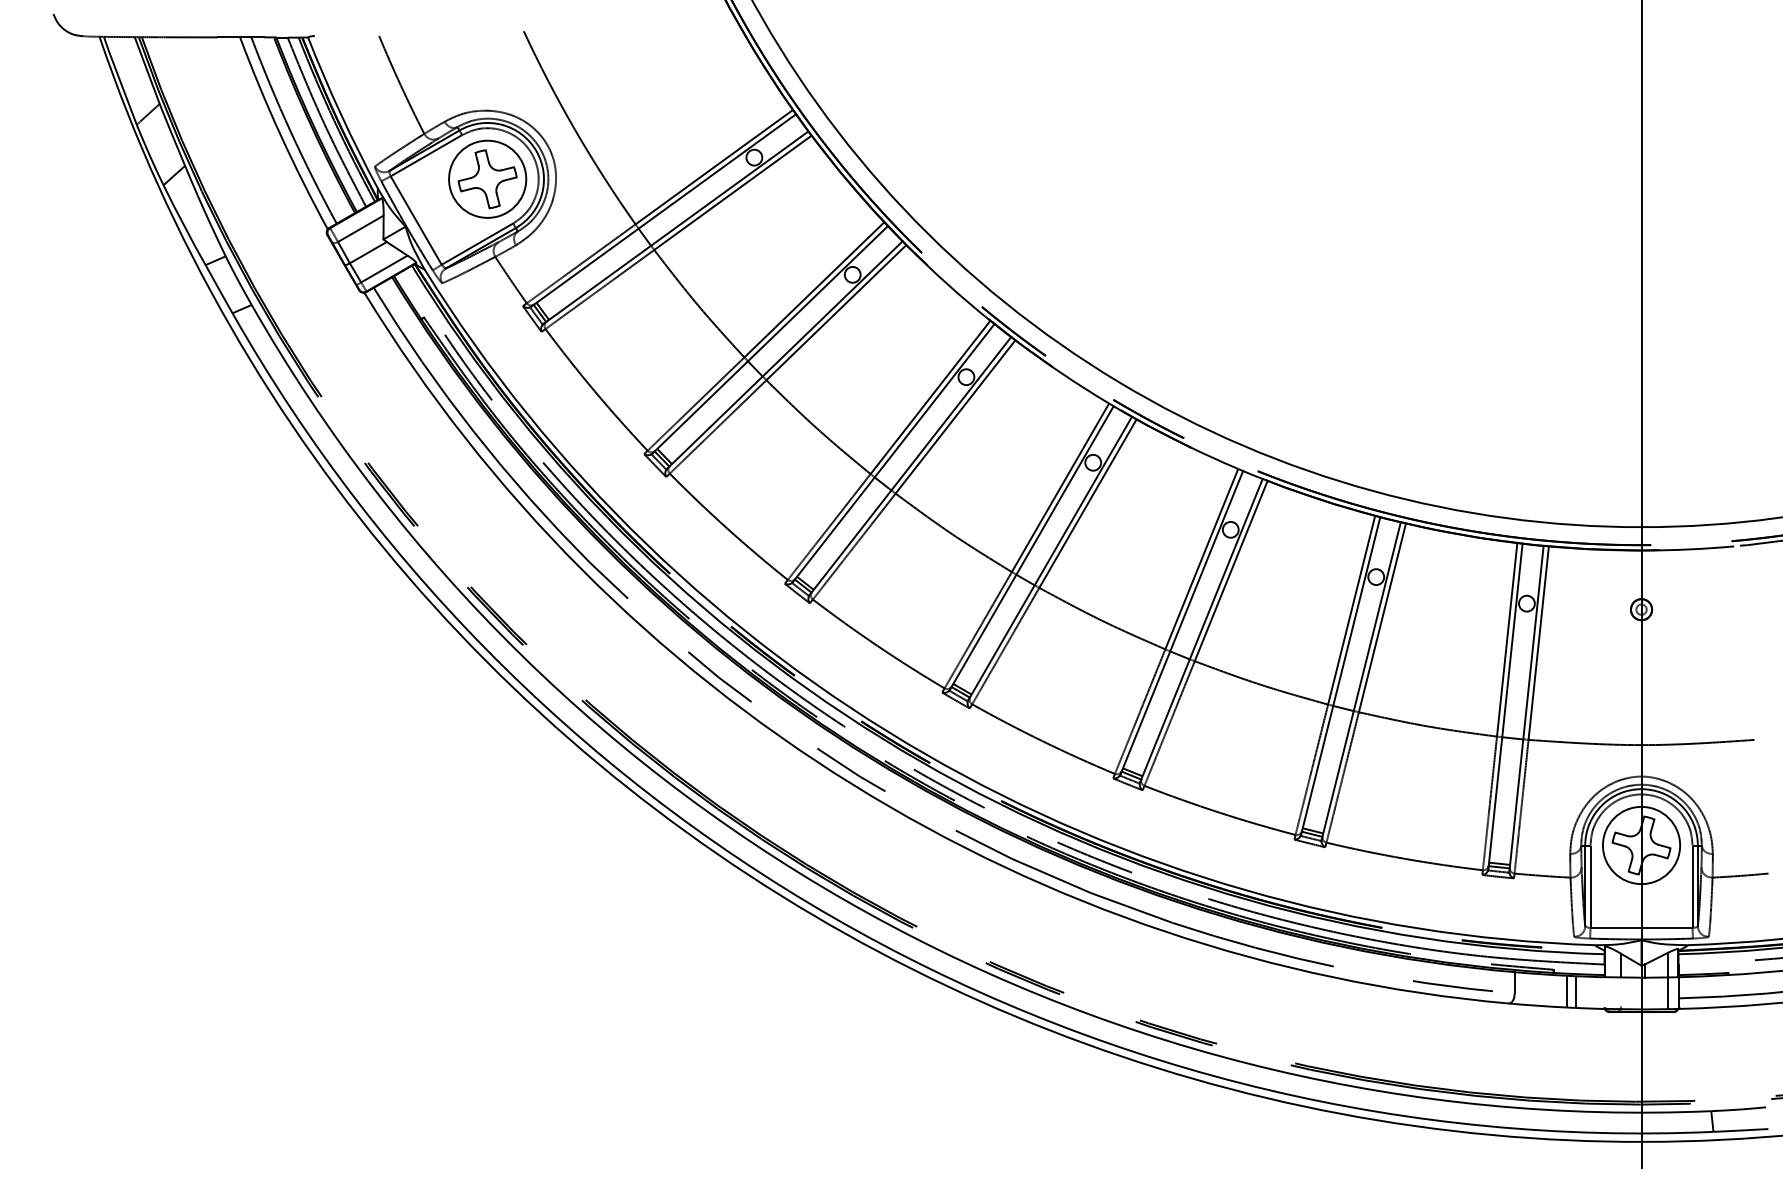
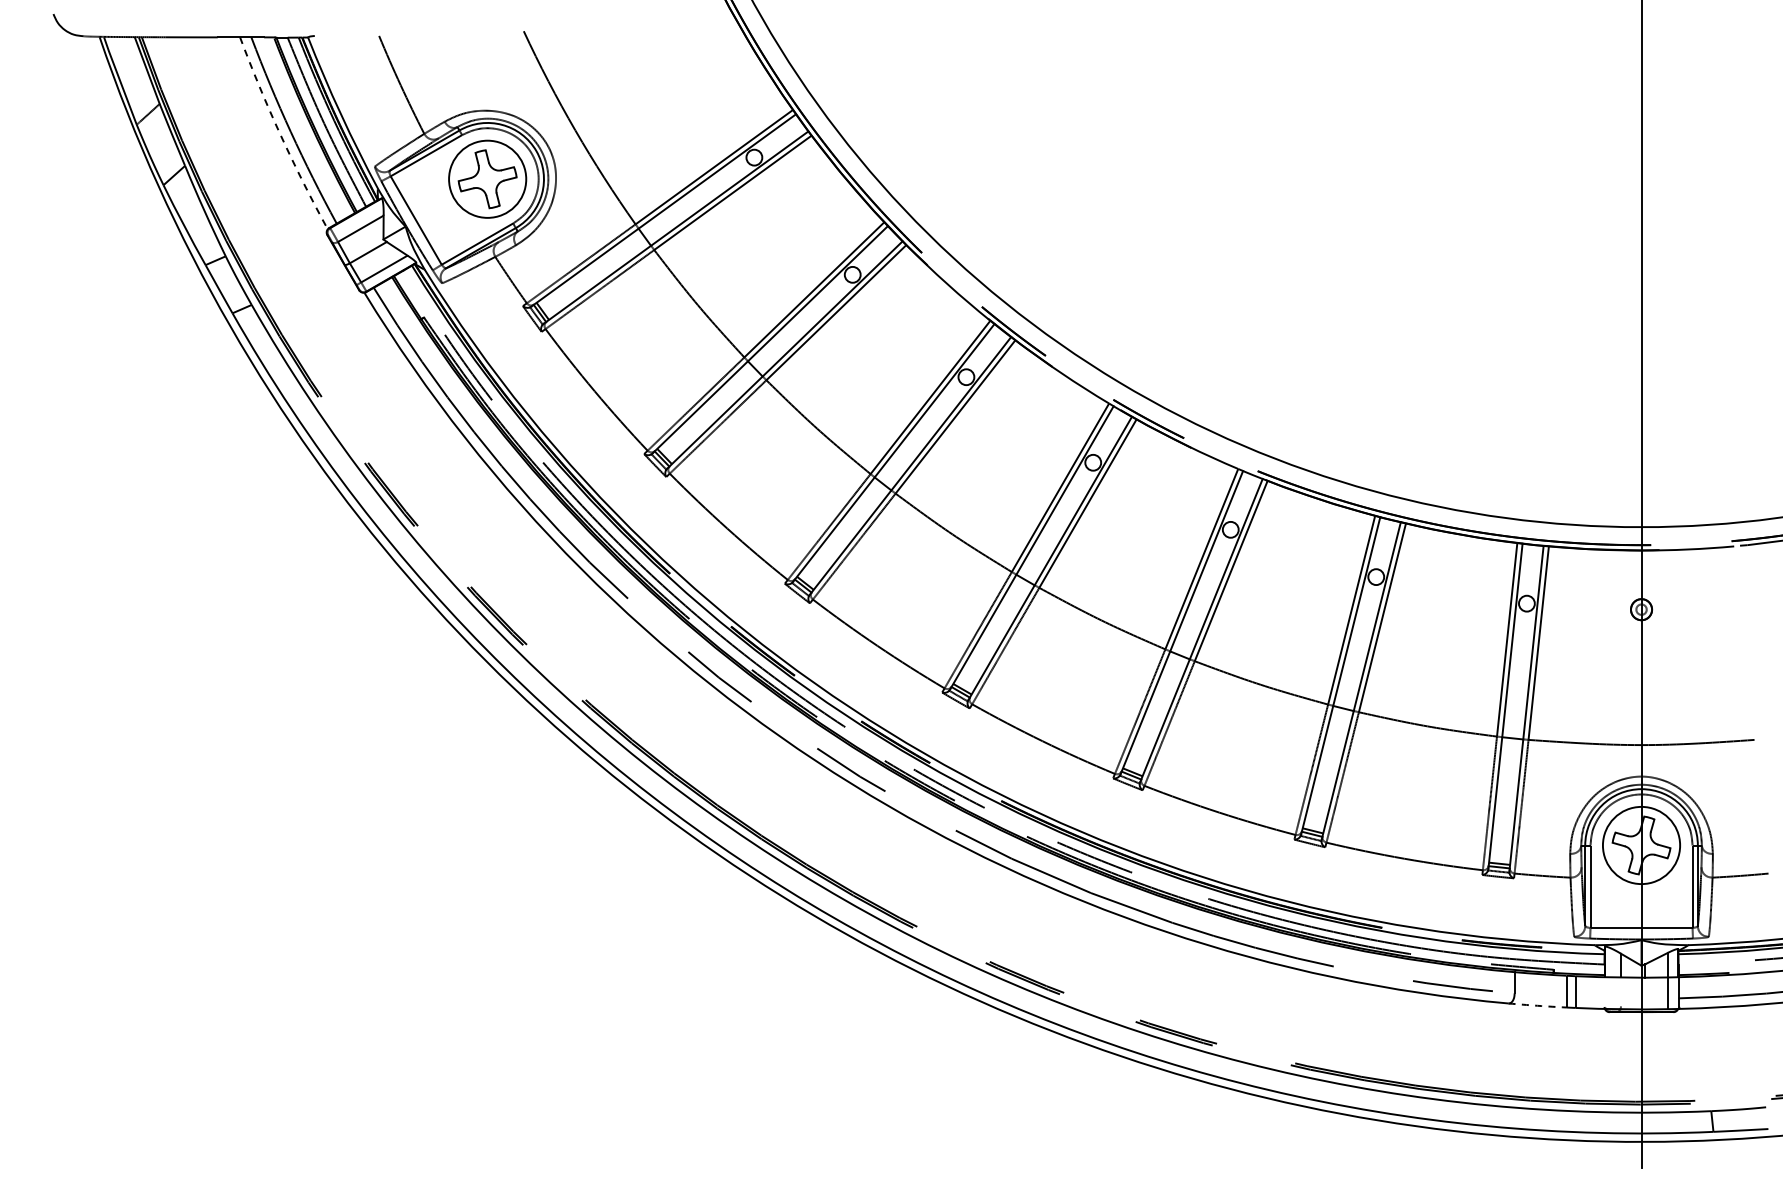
arc: solid -> dashed (280, 135)
arc: solid -> dashed (1537, 1005)
